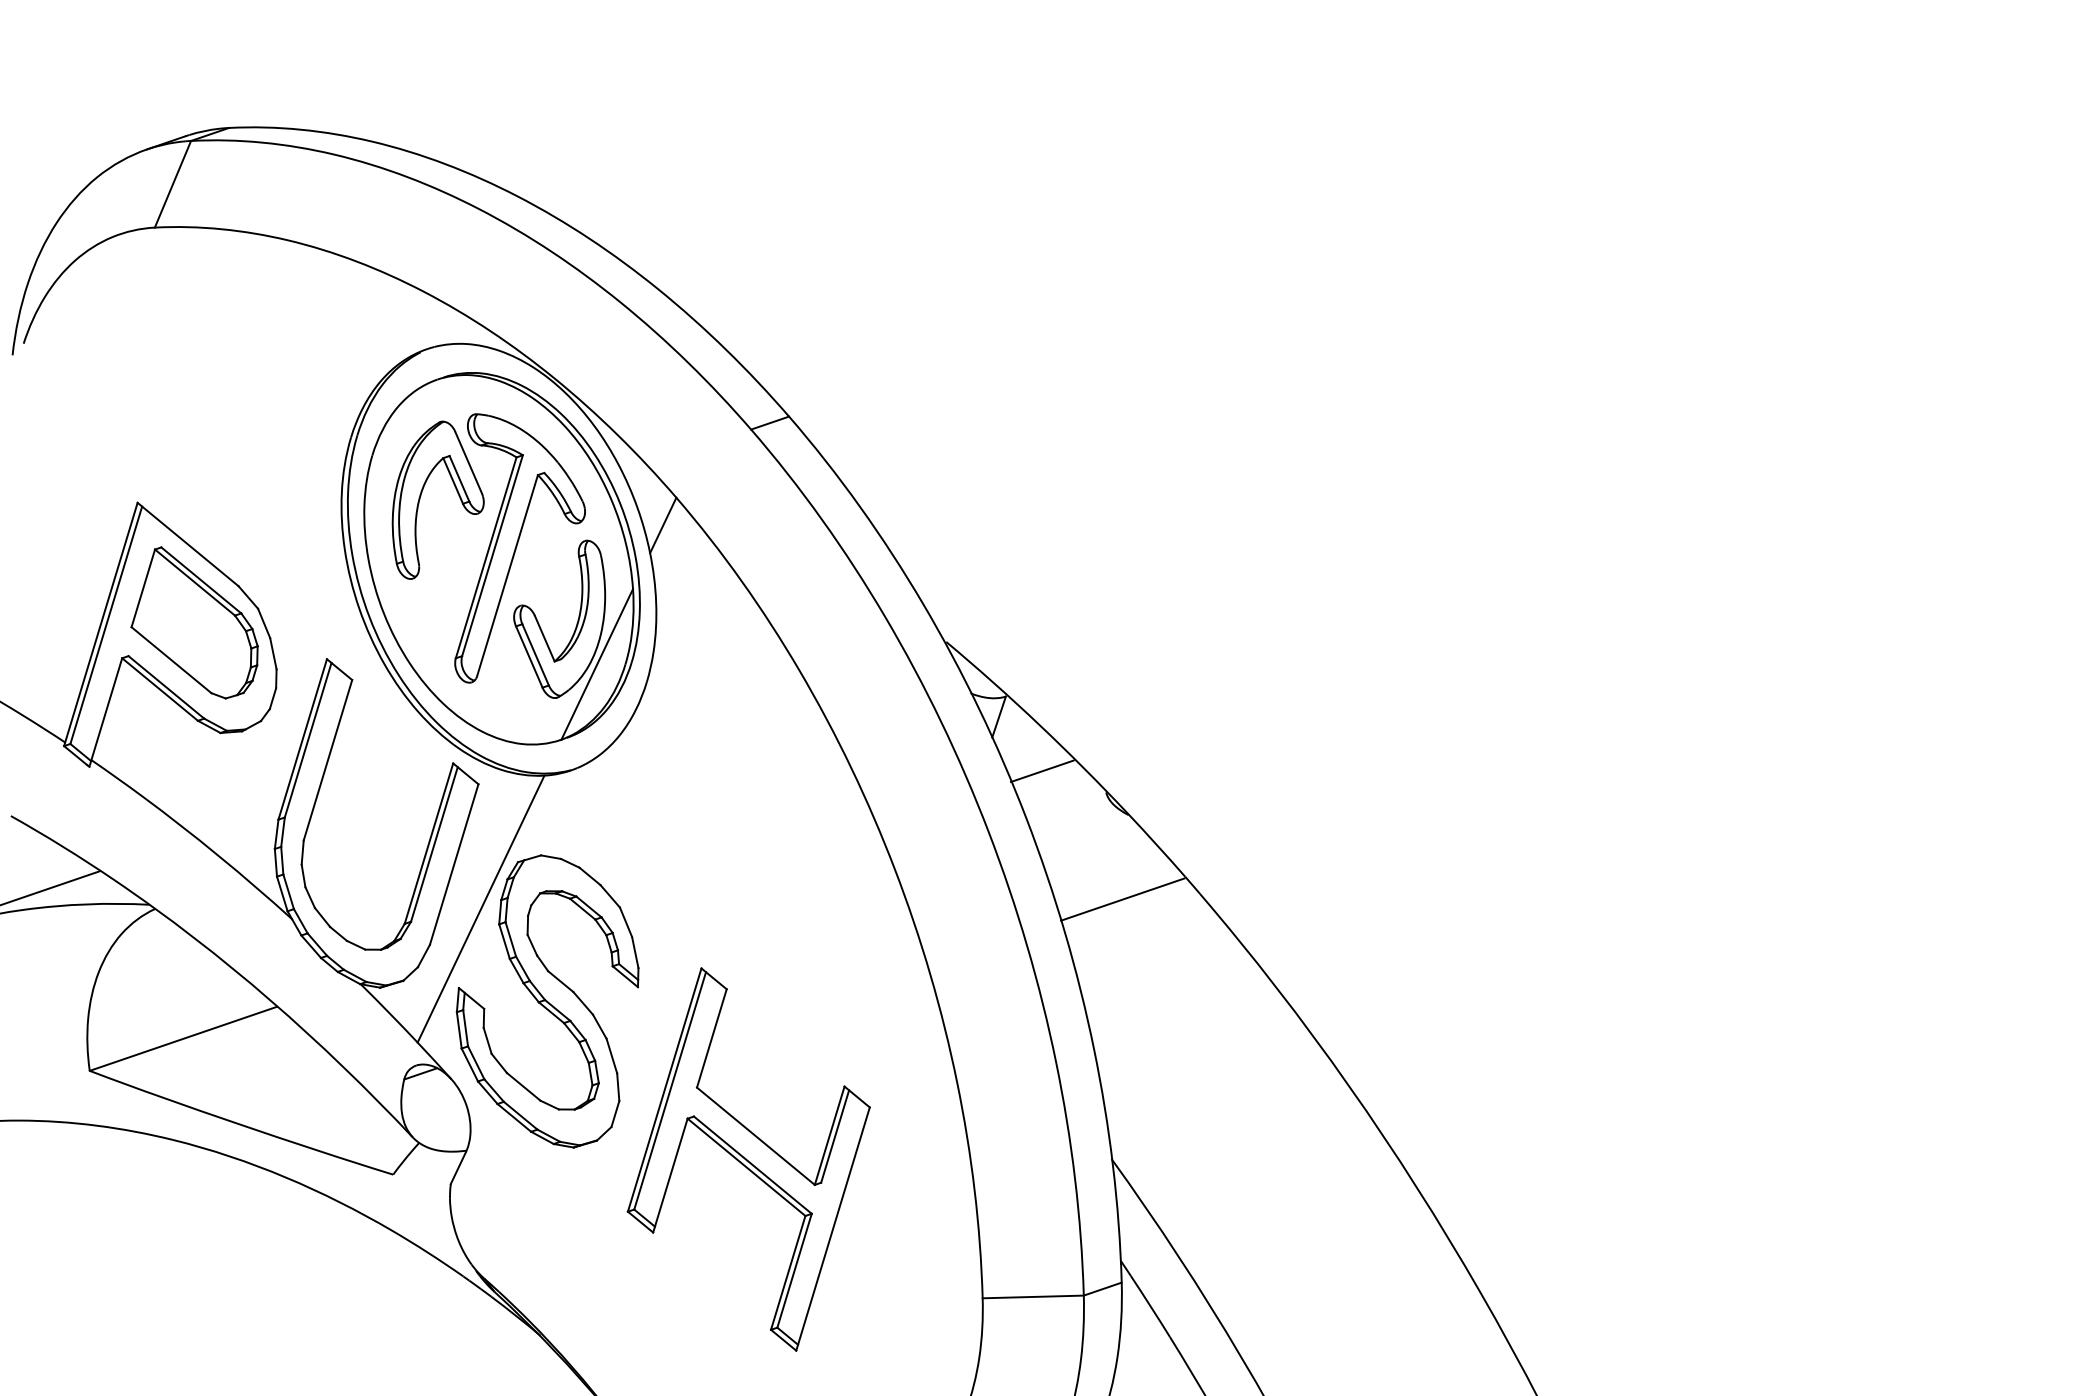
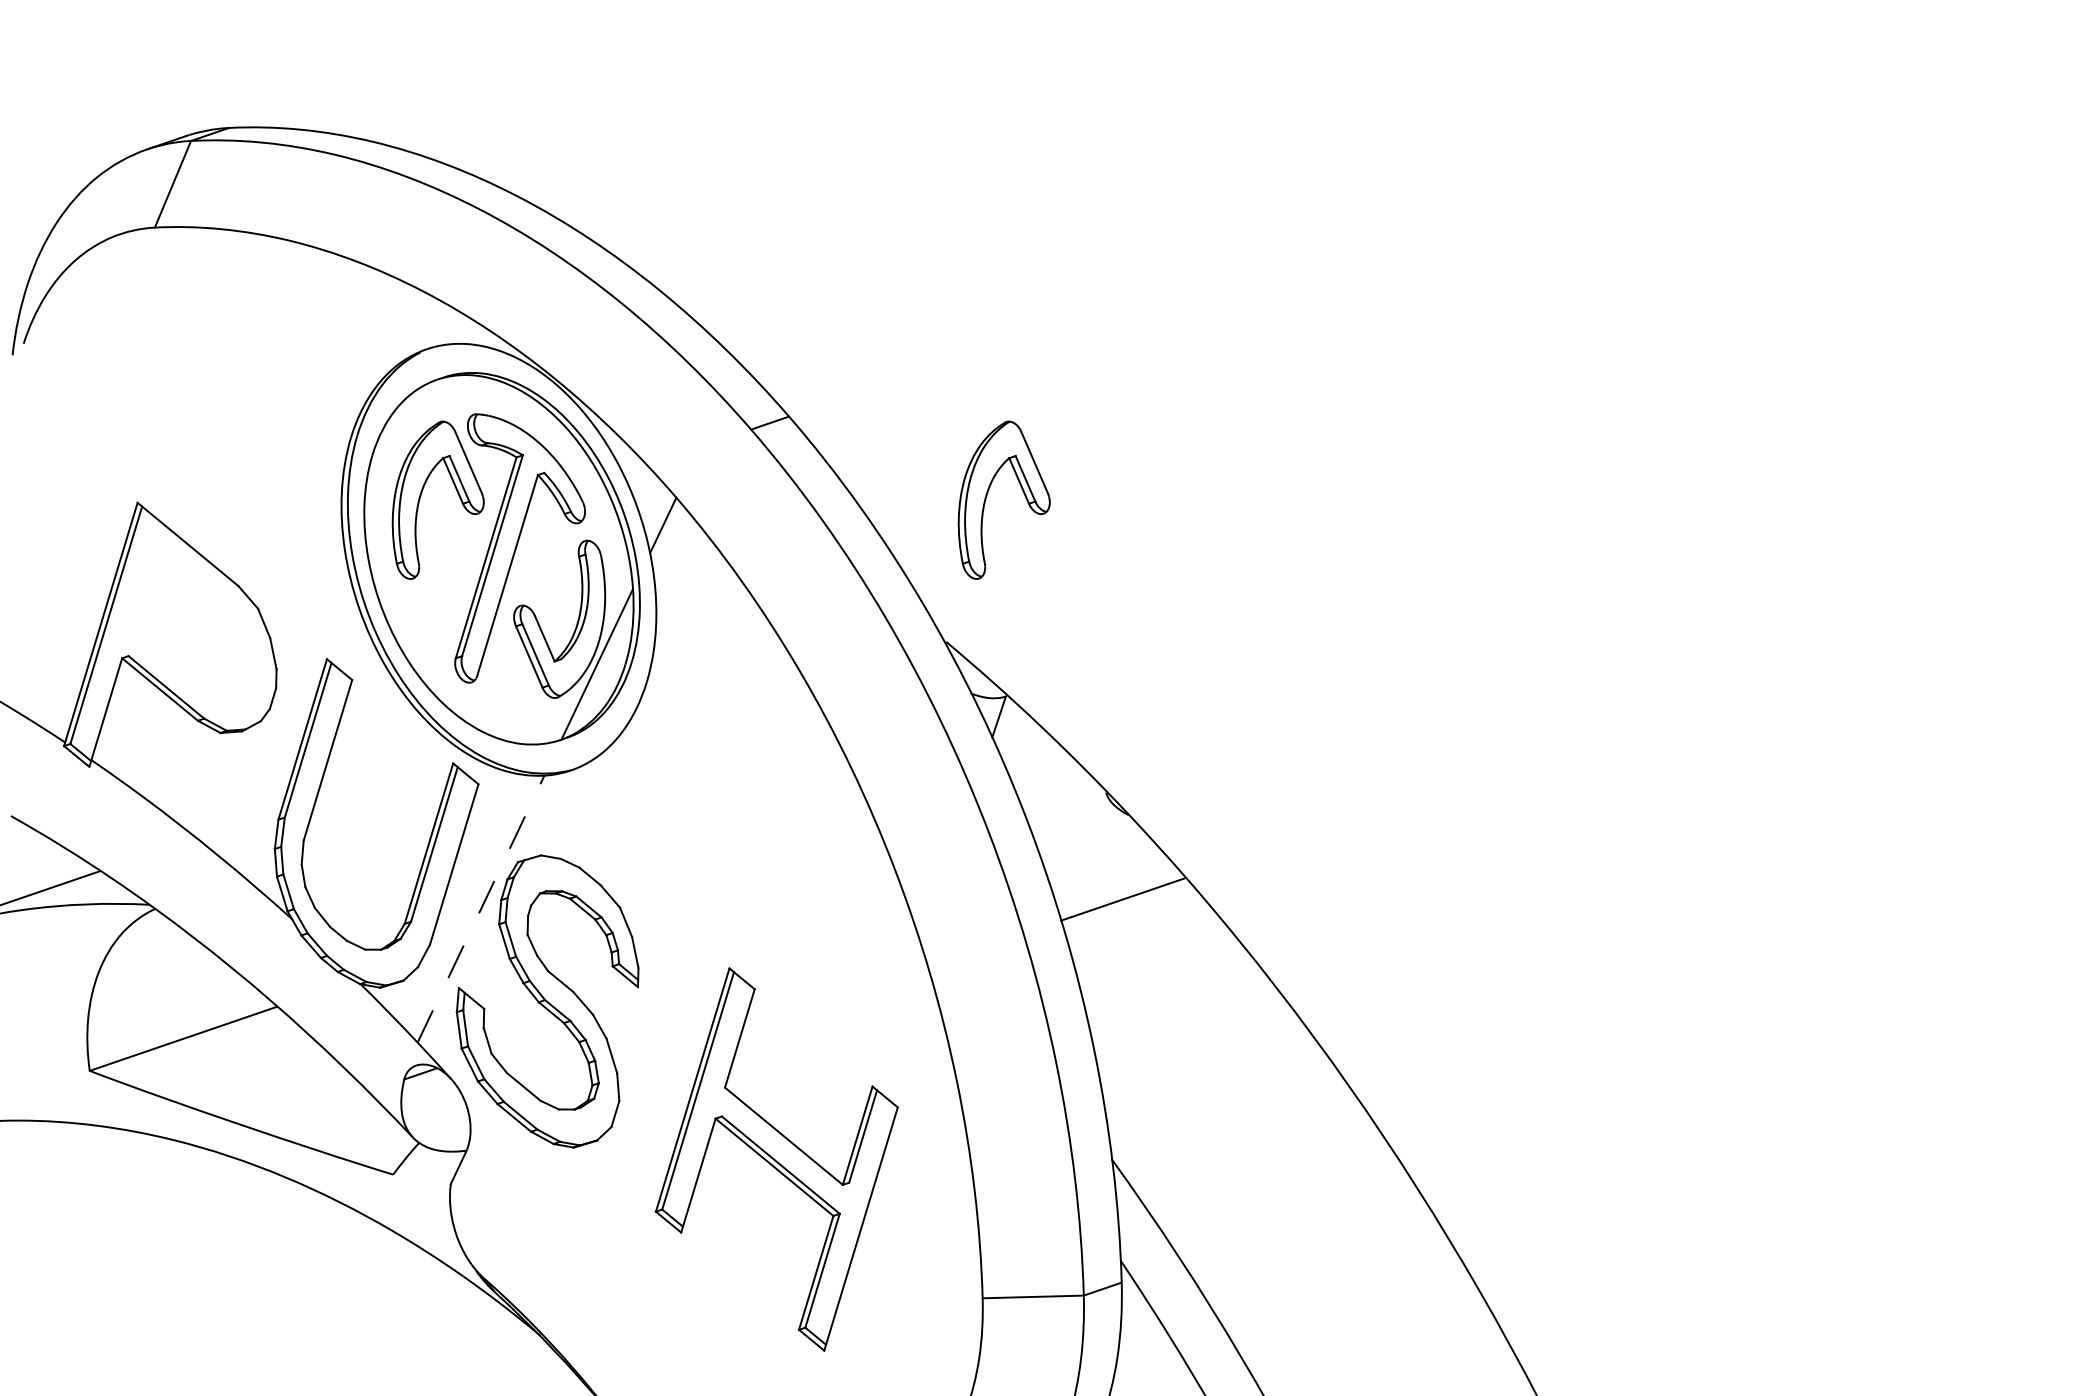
part: none -> present (987, 496)
part: present -> none (194, 622)
line: present -> none (1042, 770)
line: solid -> dashed (481, 909)
part position: (748, 1159) -> (776, 1159) (776, 1159)
